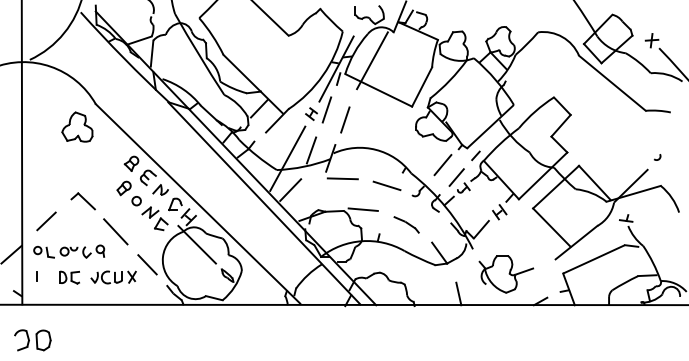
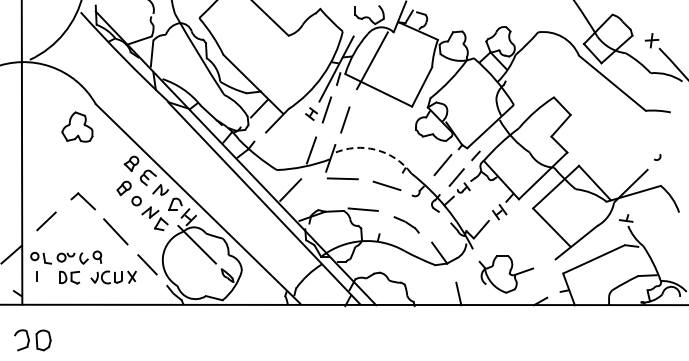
arc: solid -> dashed (375, 149)
line: present -> none (287, 158)
part position: (69, 251) -> (66, 257) (66, 257)
